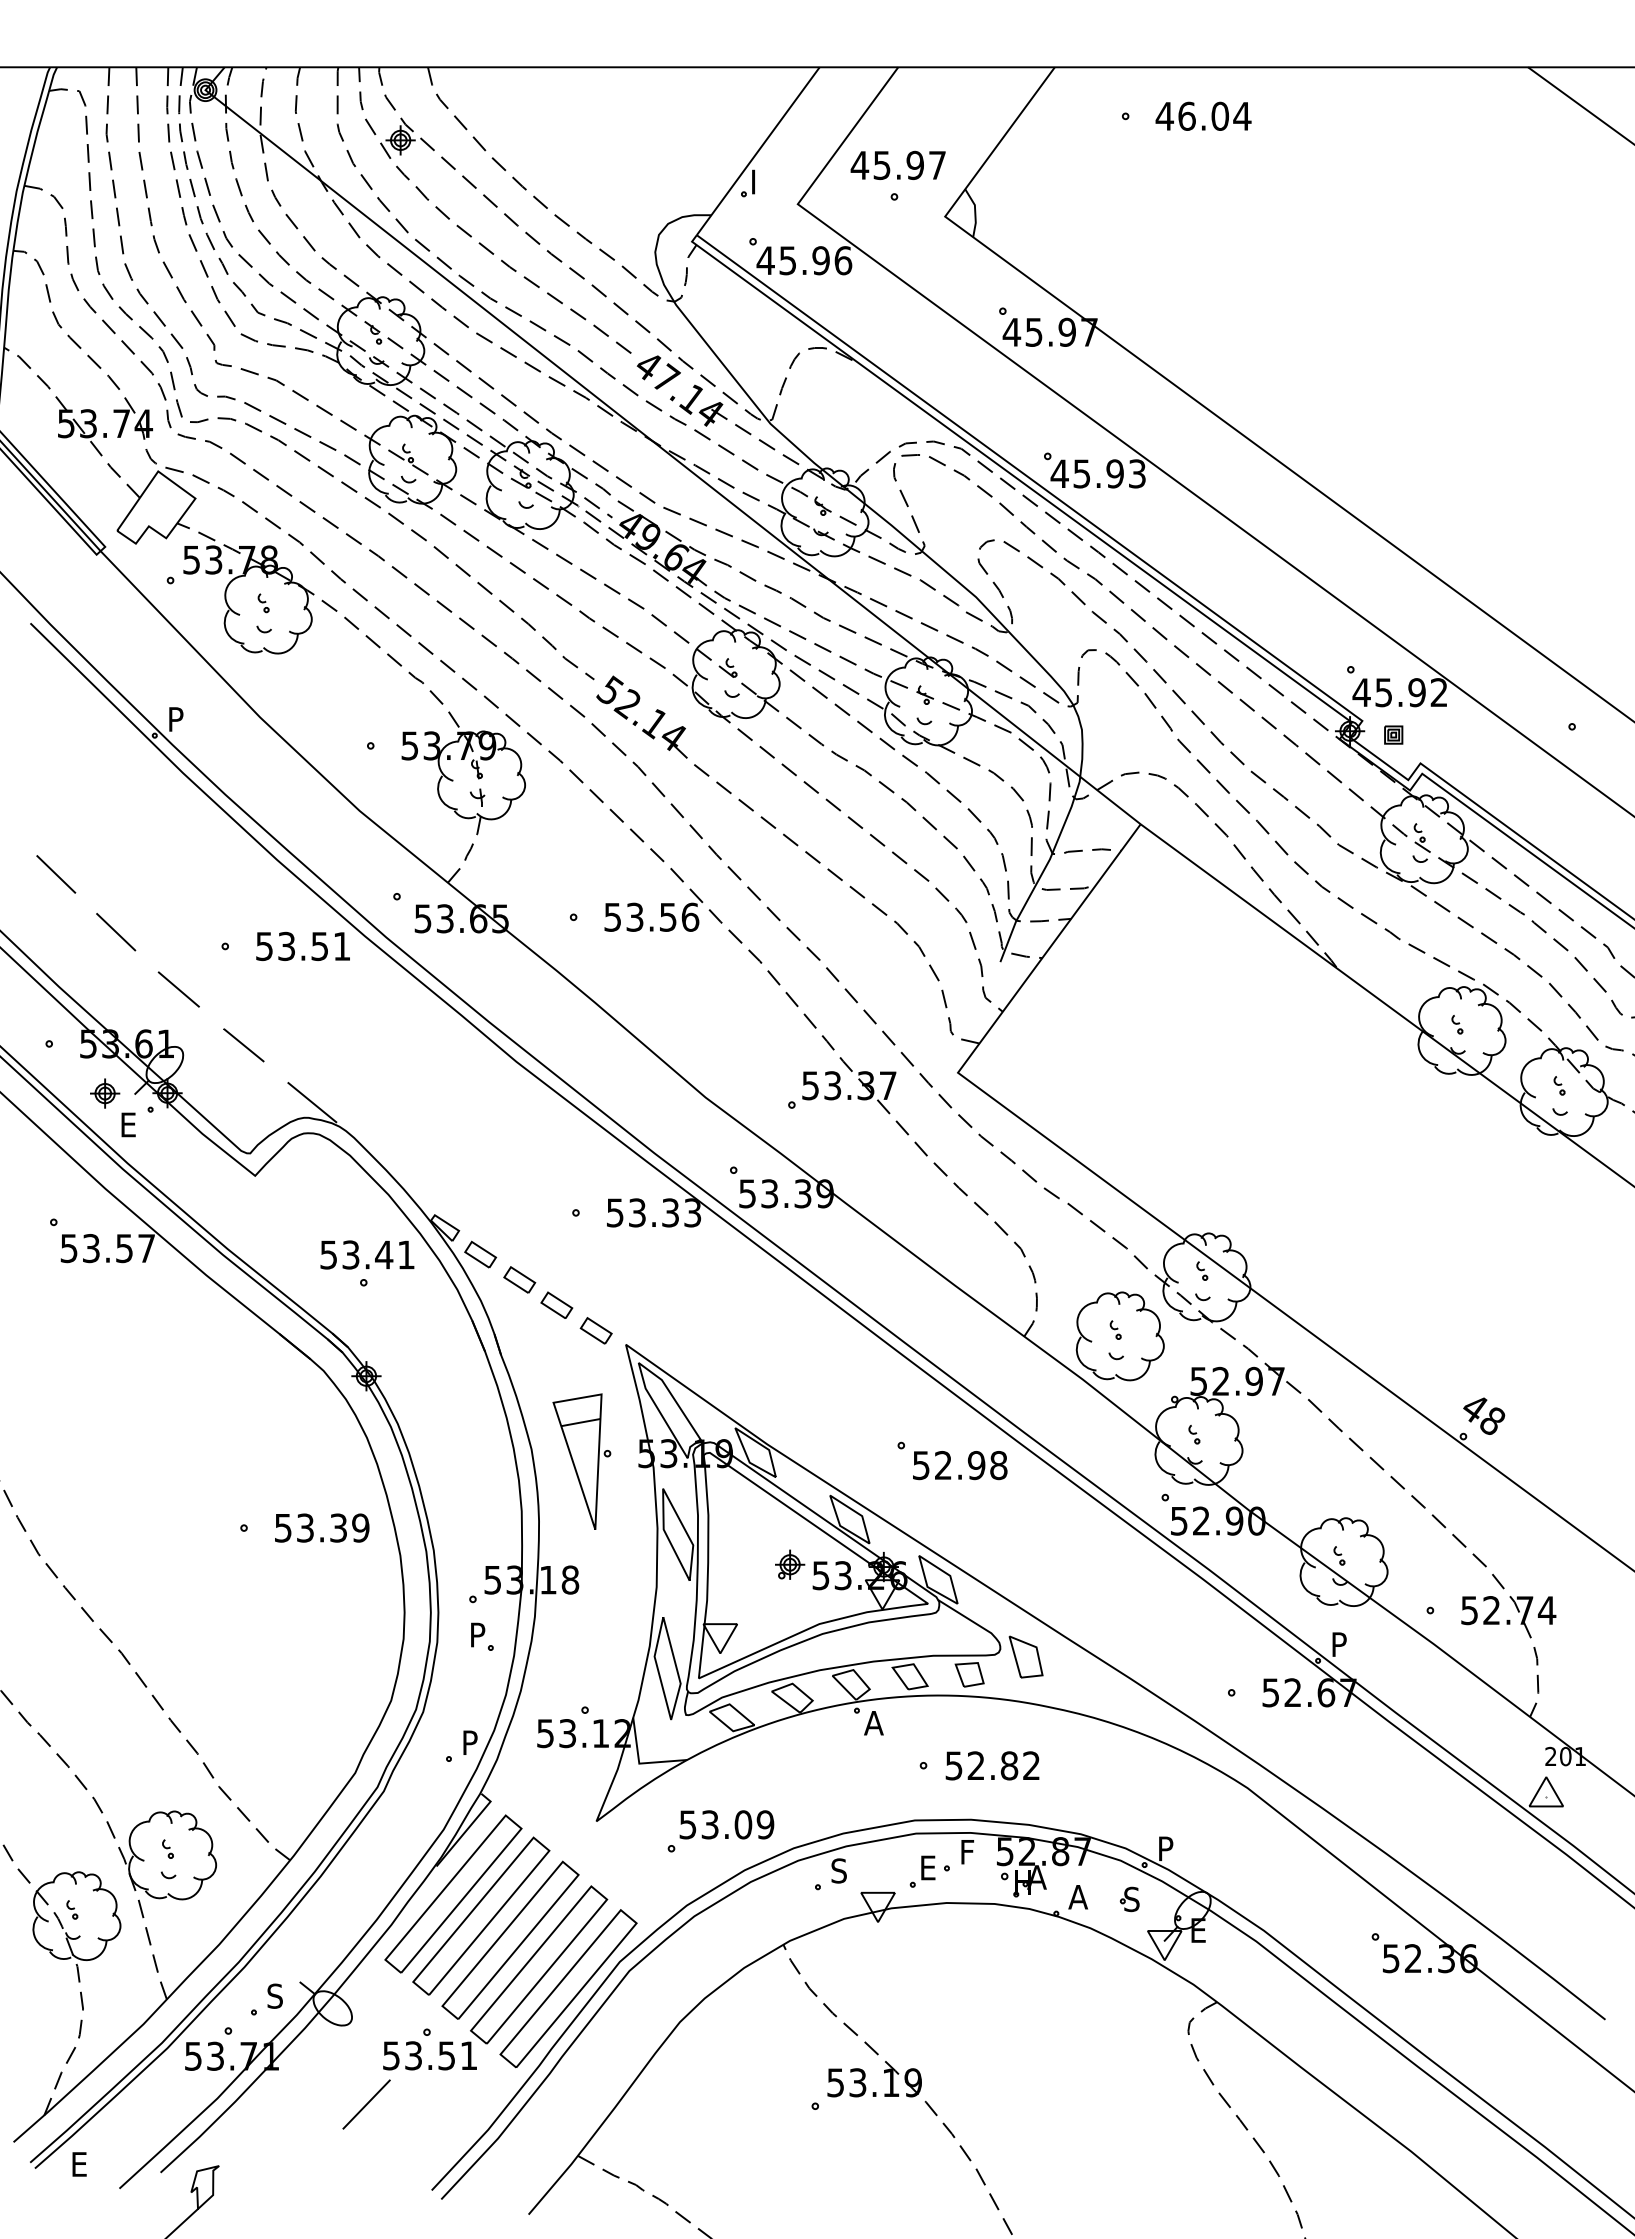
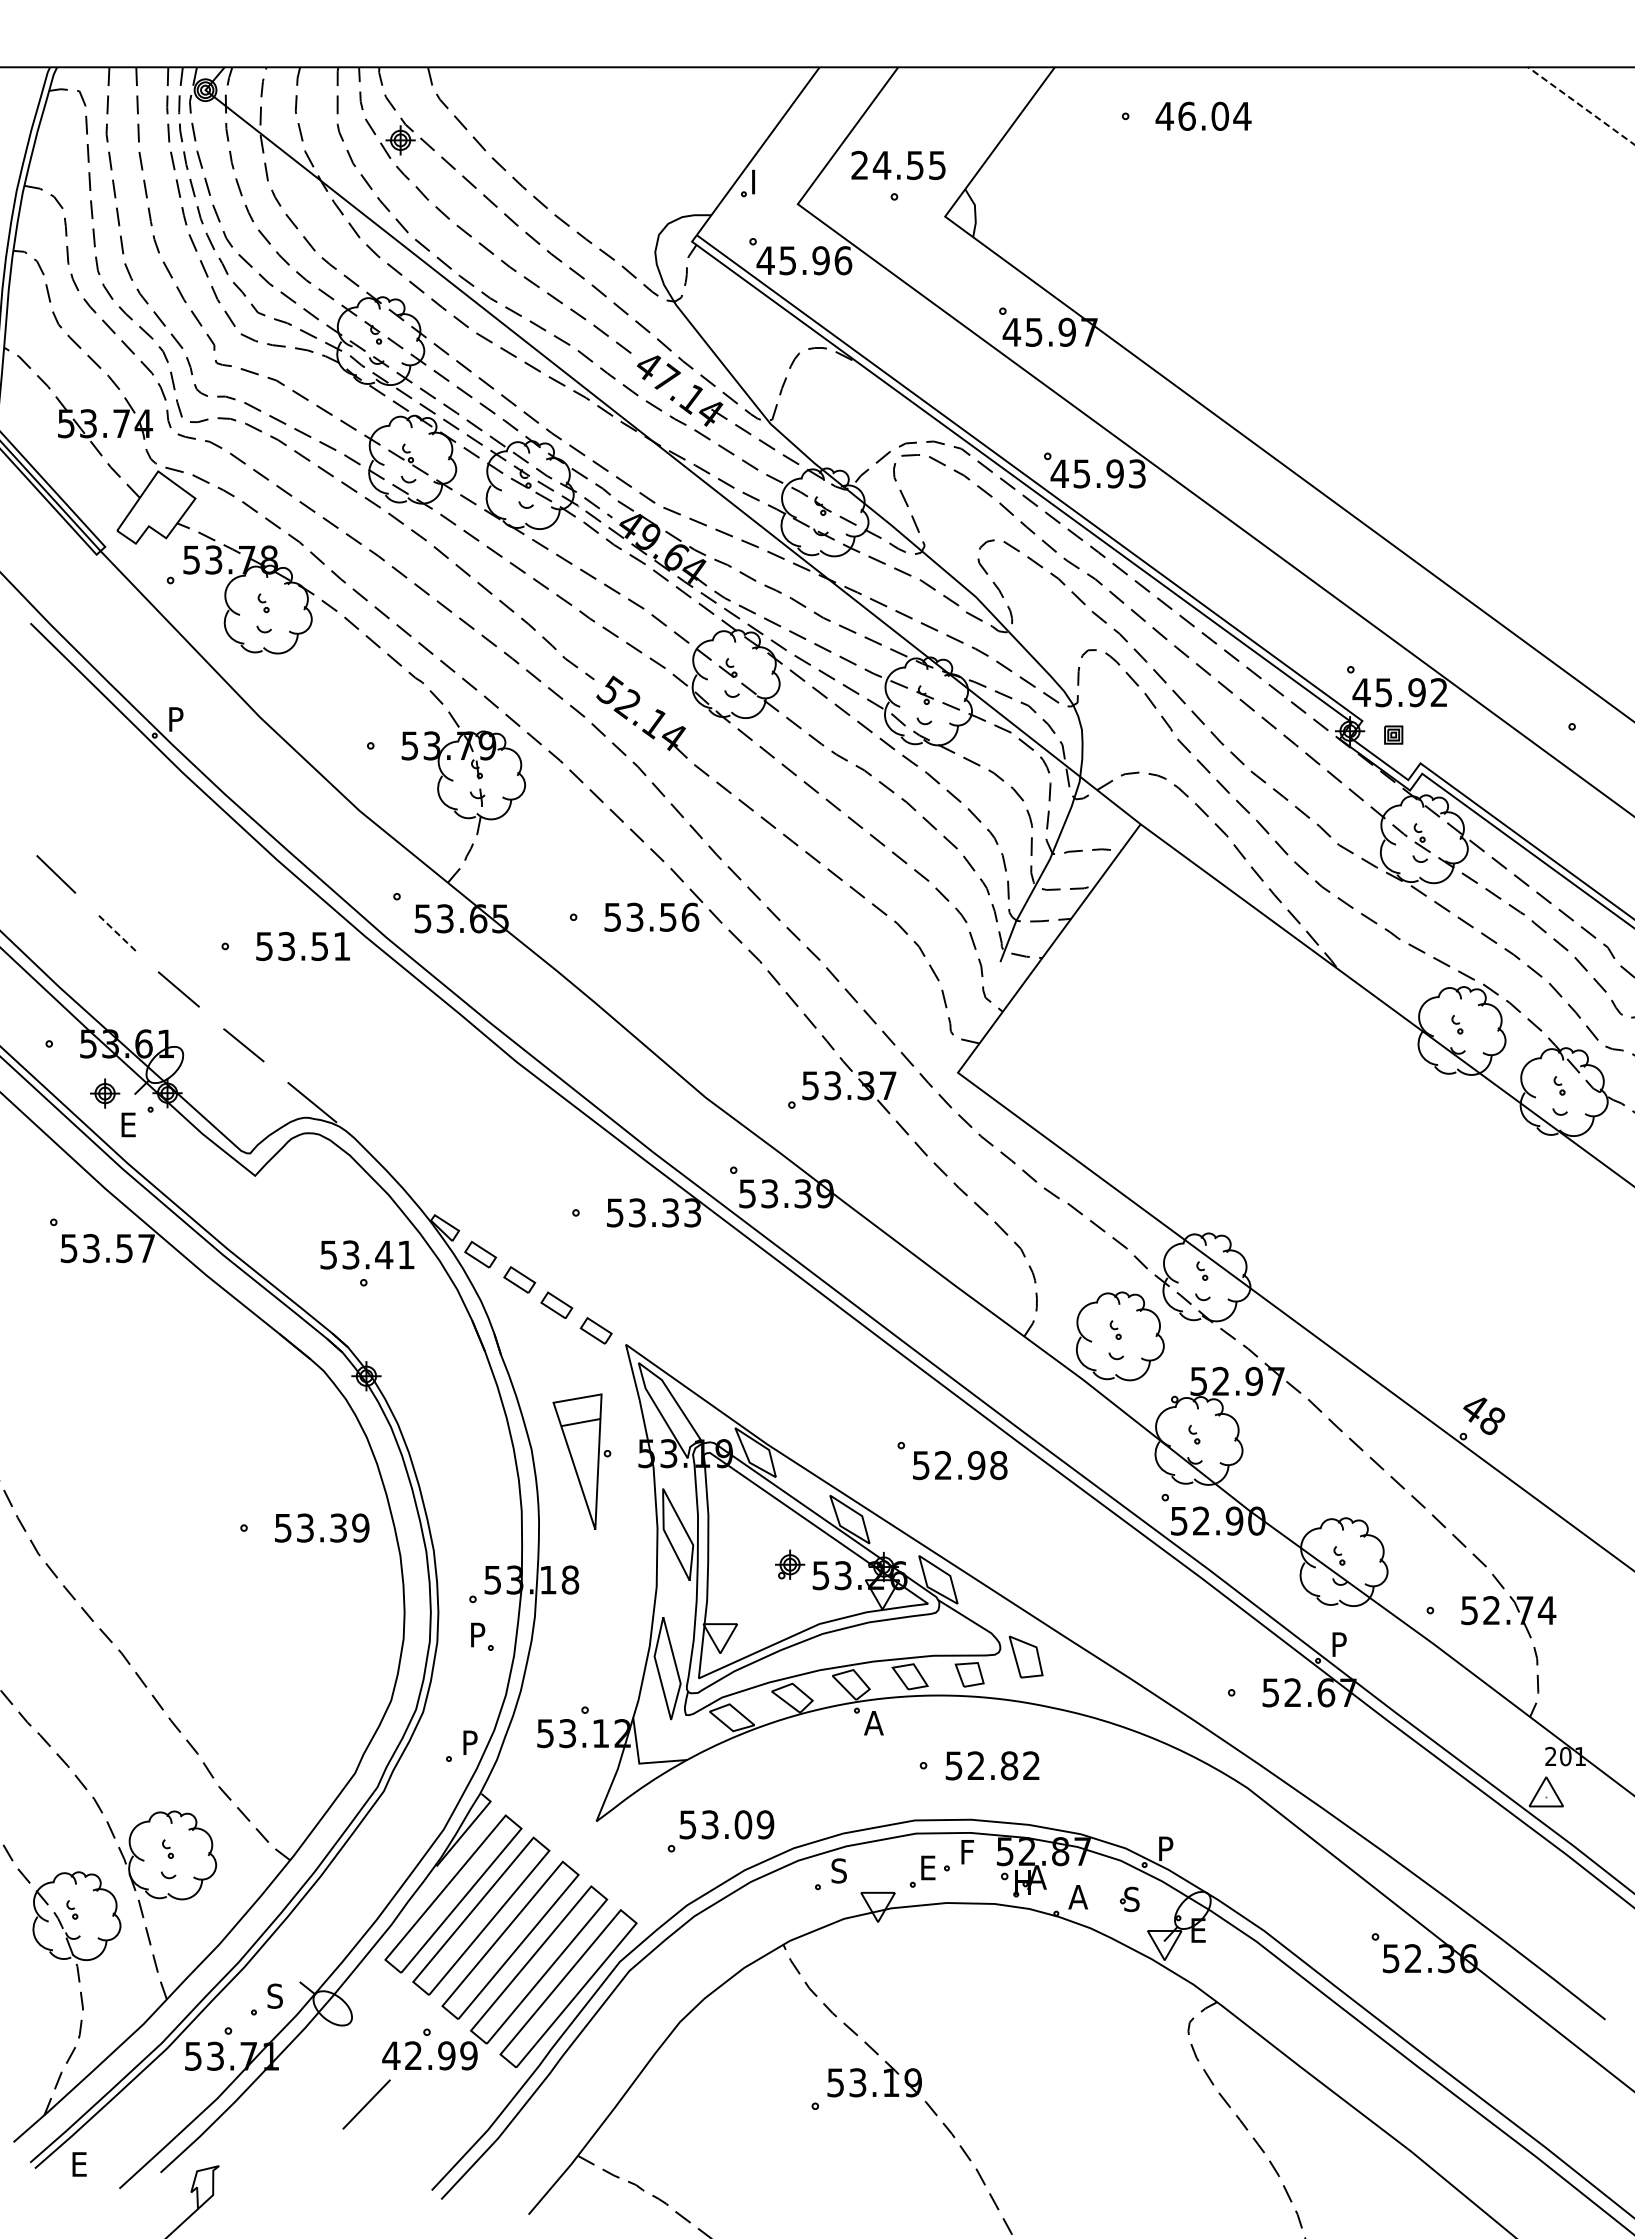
line: solid -> dashed (1581, 106)
text: 45.97 -> 24.55 (897, 165)
line: solid -> dashed (115, 931)
text: 53.51 -> 42.99 (429, 2055)
